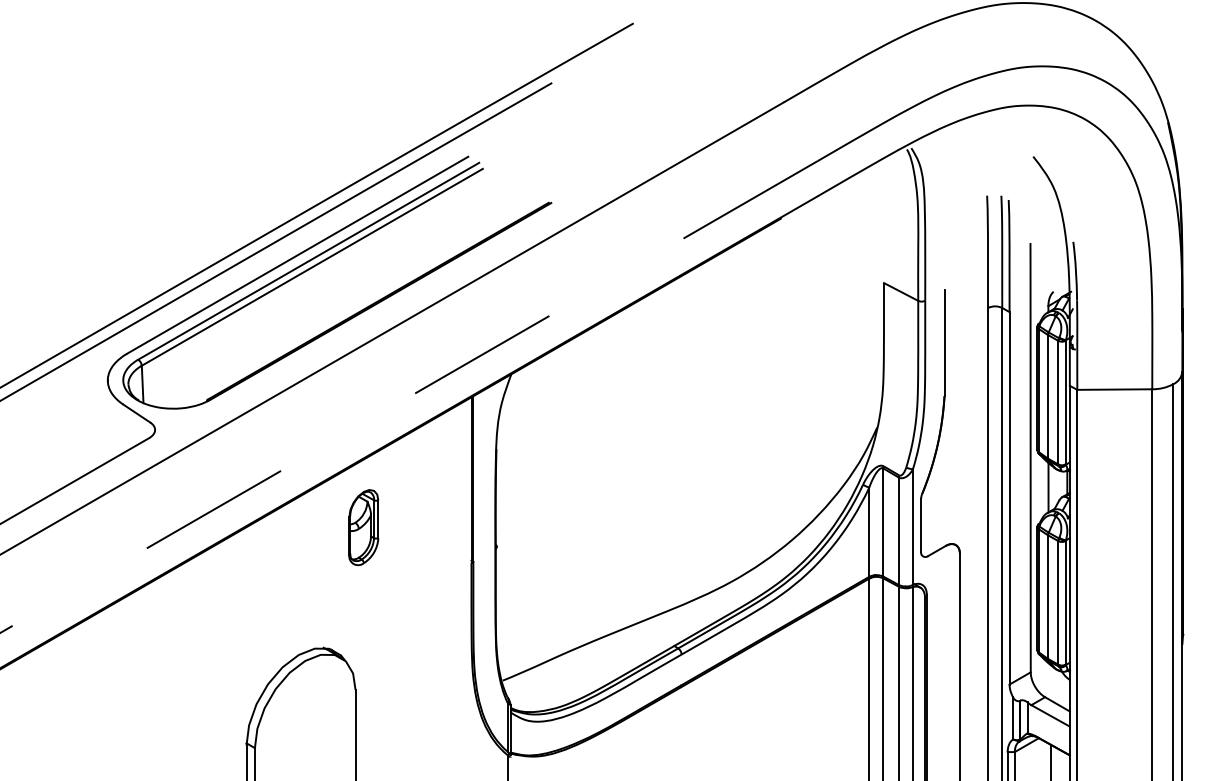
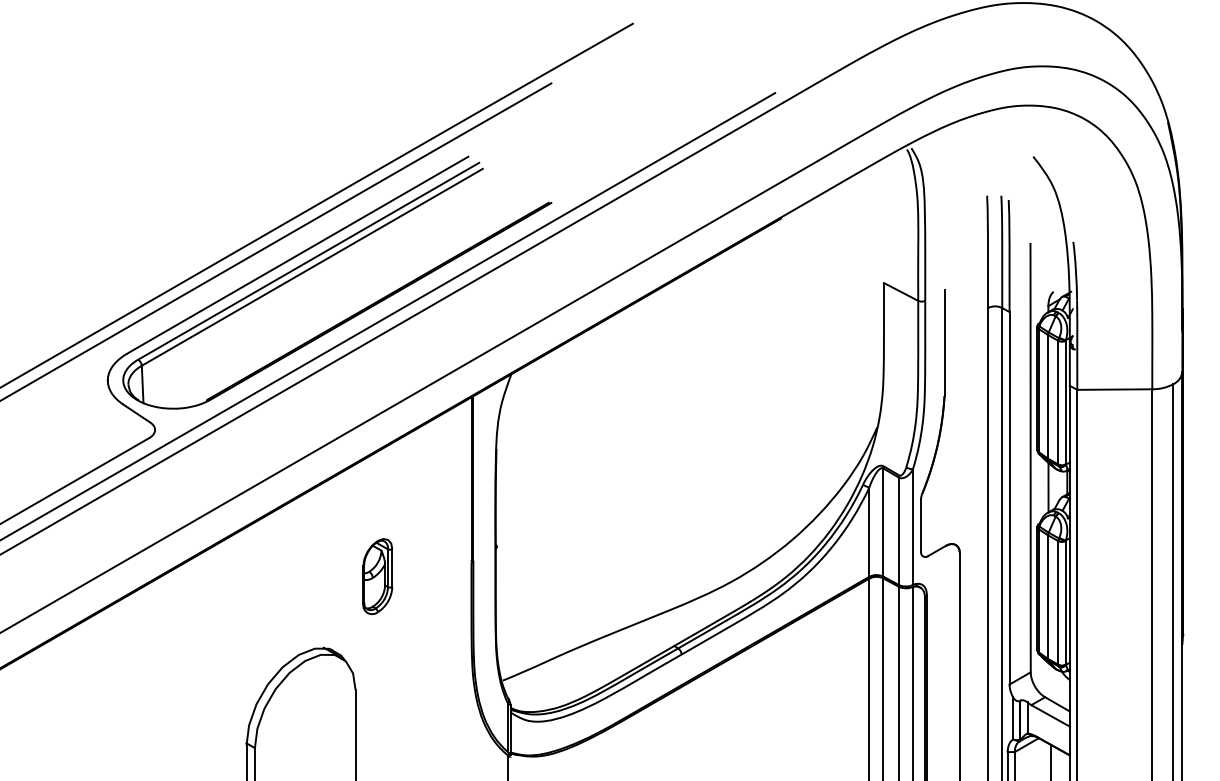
line: none -> present (388, 316)
line: dashed -> solid (409, 397)
part position: (363, 527) -> (377, 576) (377, 576)
